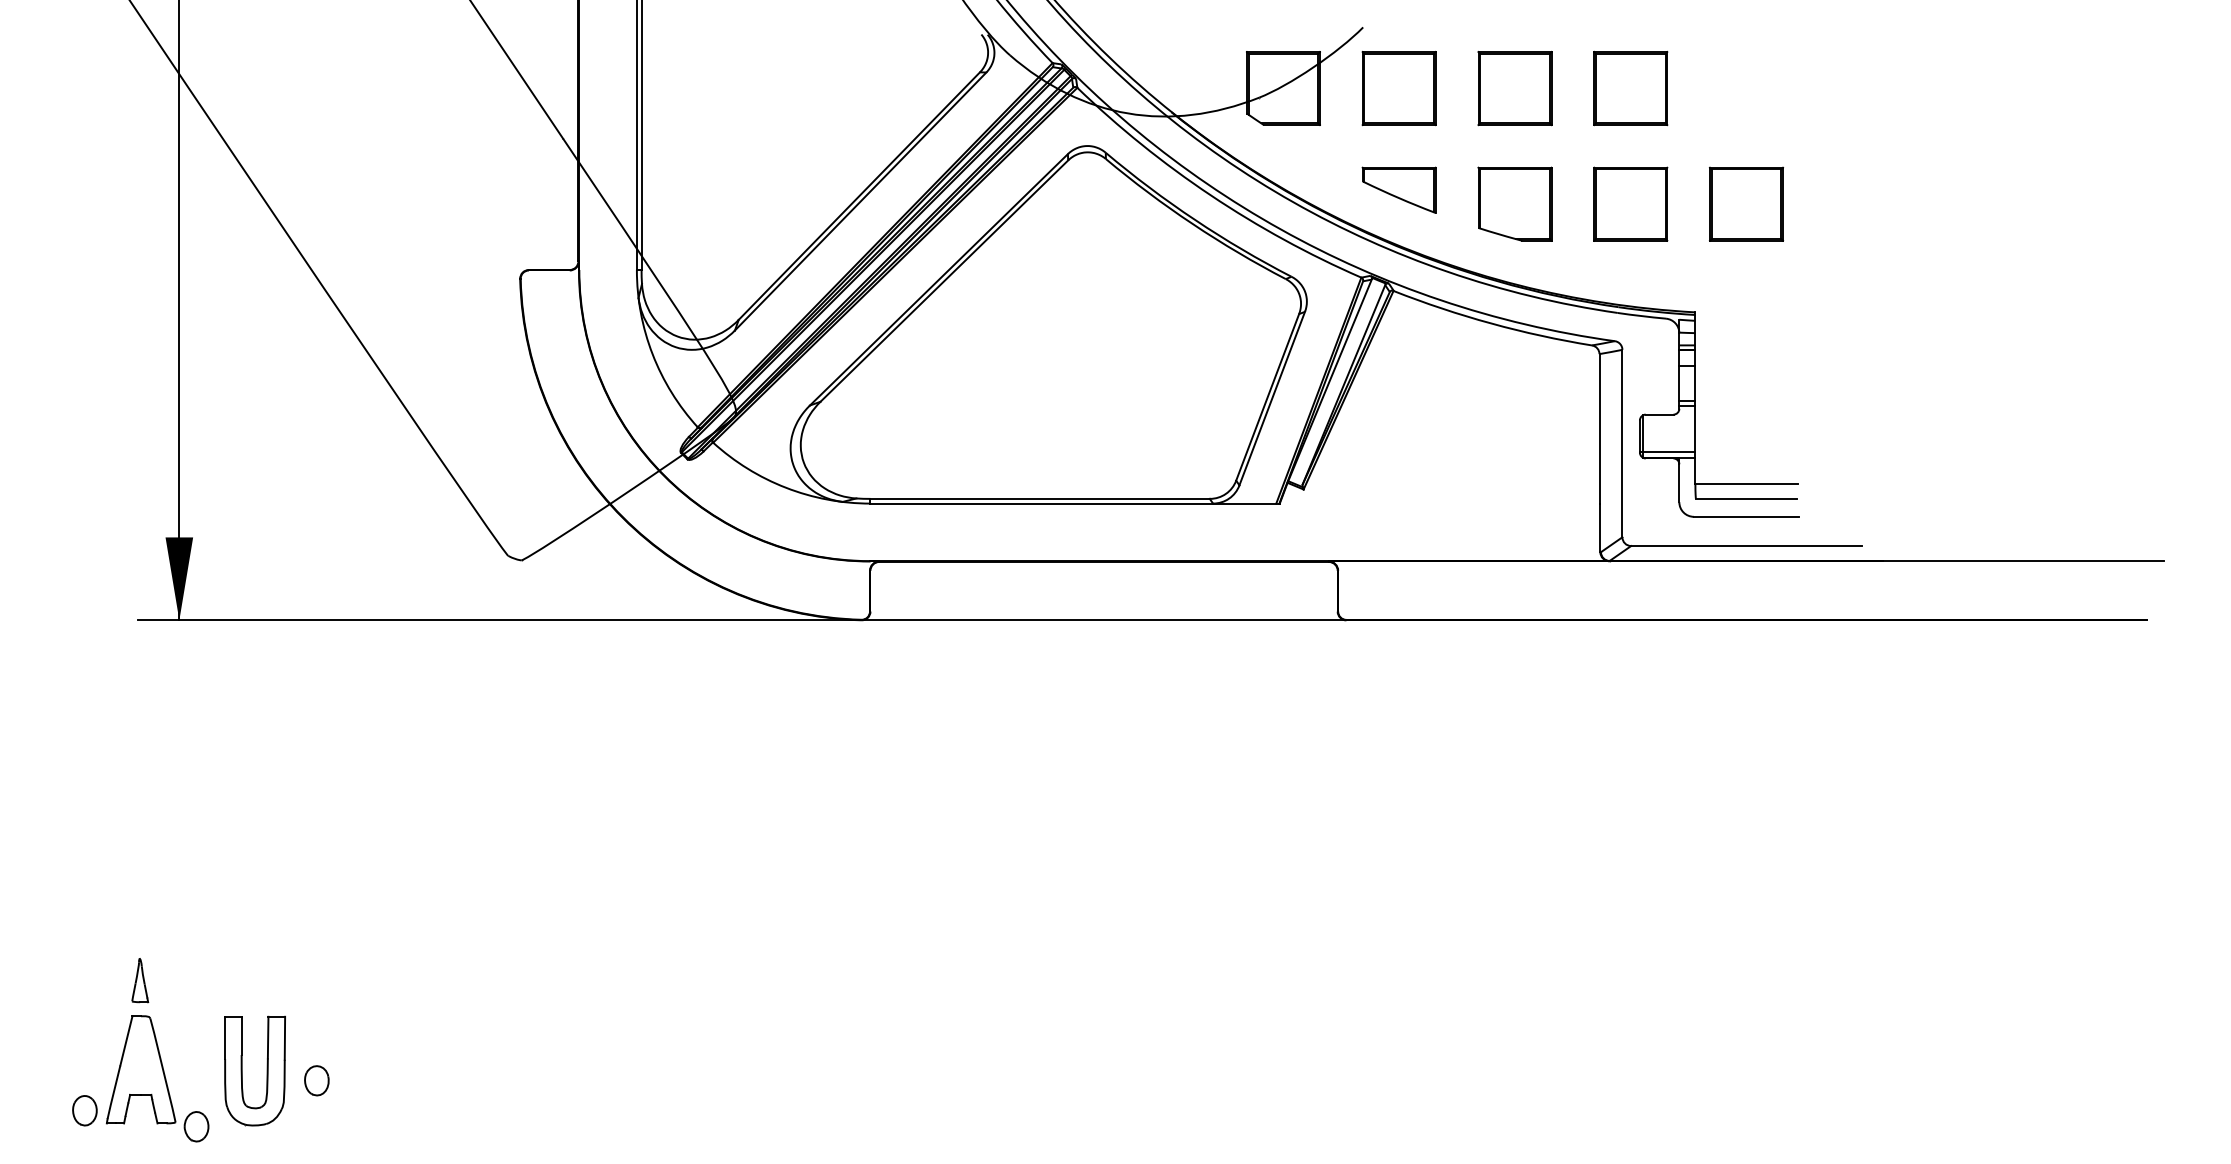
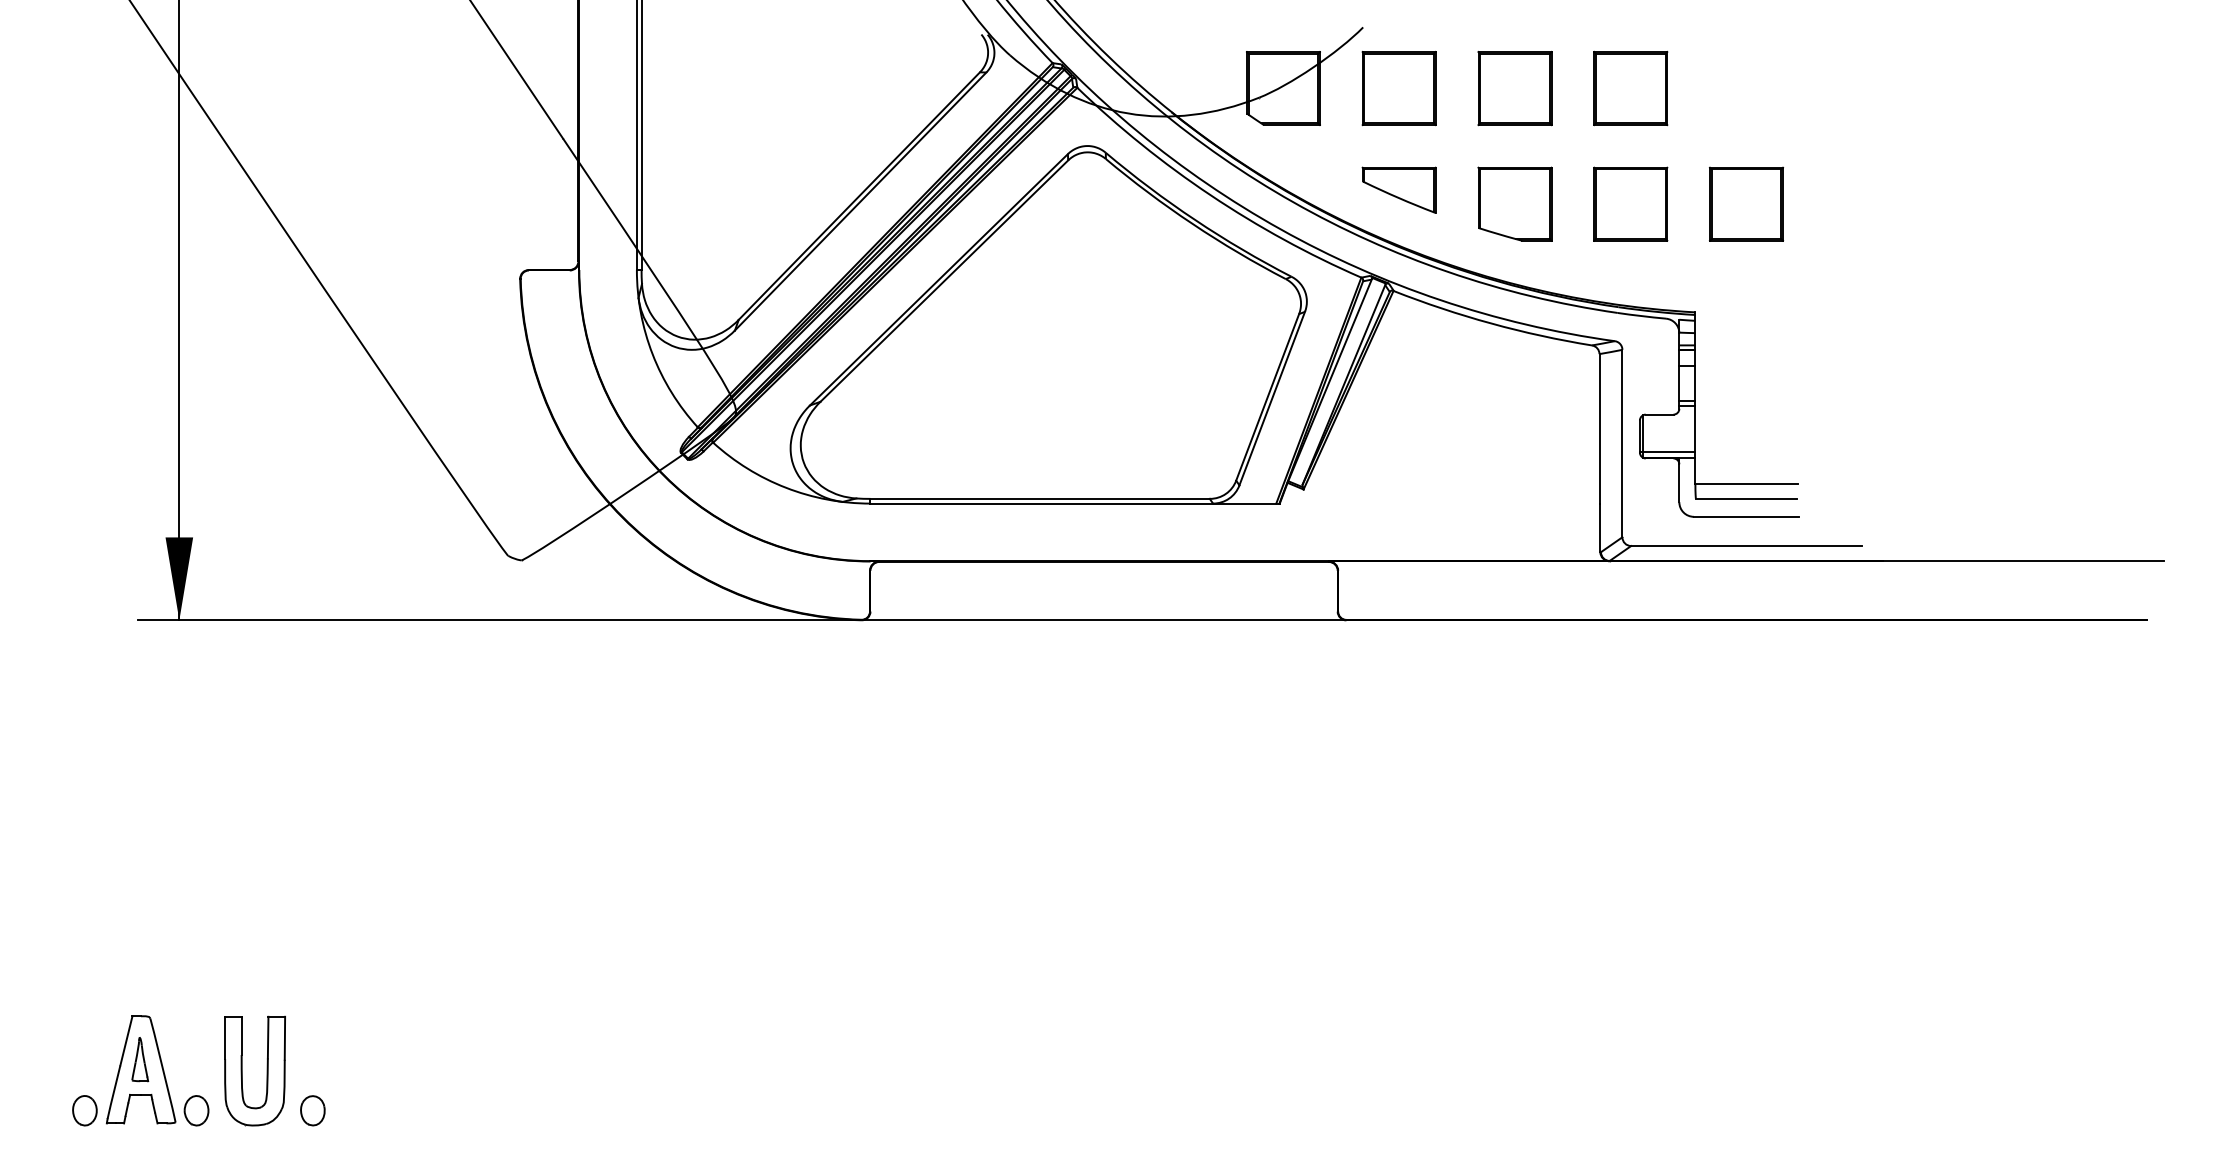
part position: (140, 980) -> (140, 1059) (140, 1059)
part position: (316, 1080) -> (312, 1110) (312, 1110)
part position: (196, 1126) -> (196, 1110) (196, 1110)
